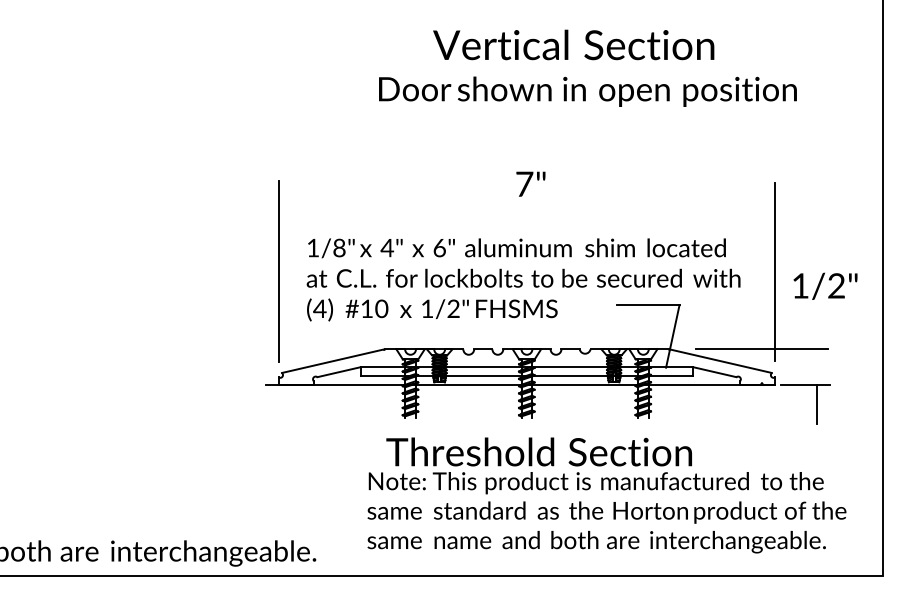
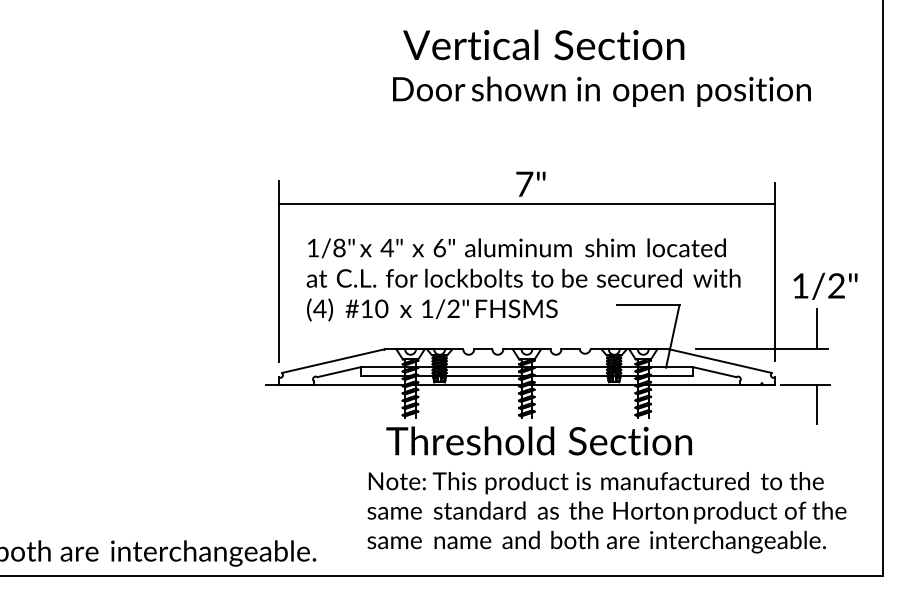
text position: (573, 44) -> (543, 44) (543, 44)
text position: (587, 91) -> (601, 91) (601, 91)
line: none -> present (526, 204)
line: none -> present (816, 329)
text position: (538, 451) -> (538, 440) (538, 440)
